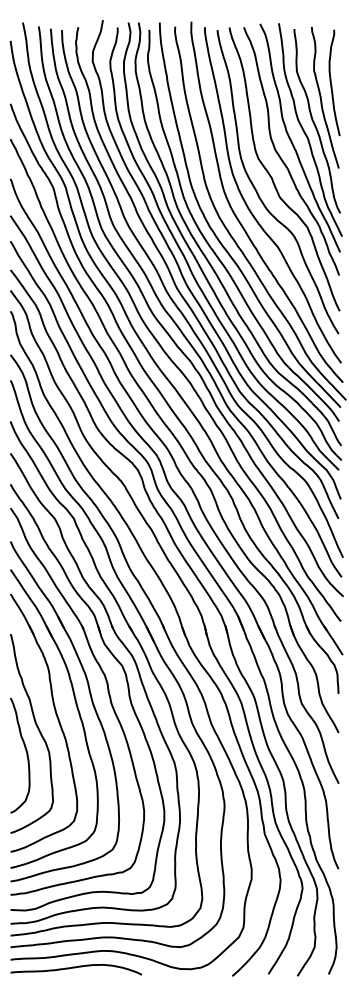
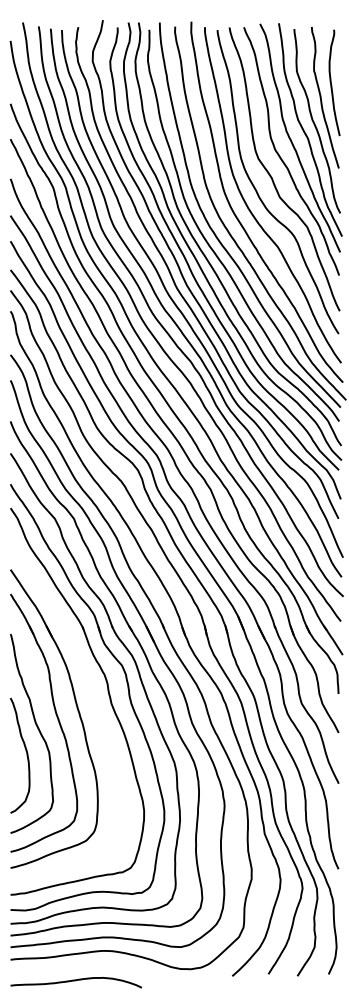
part: present -> none (91, 702)
curve position: (75, 968) -> (75, 981) (75, 981)
